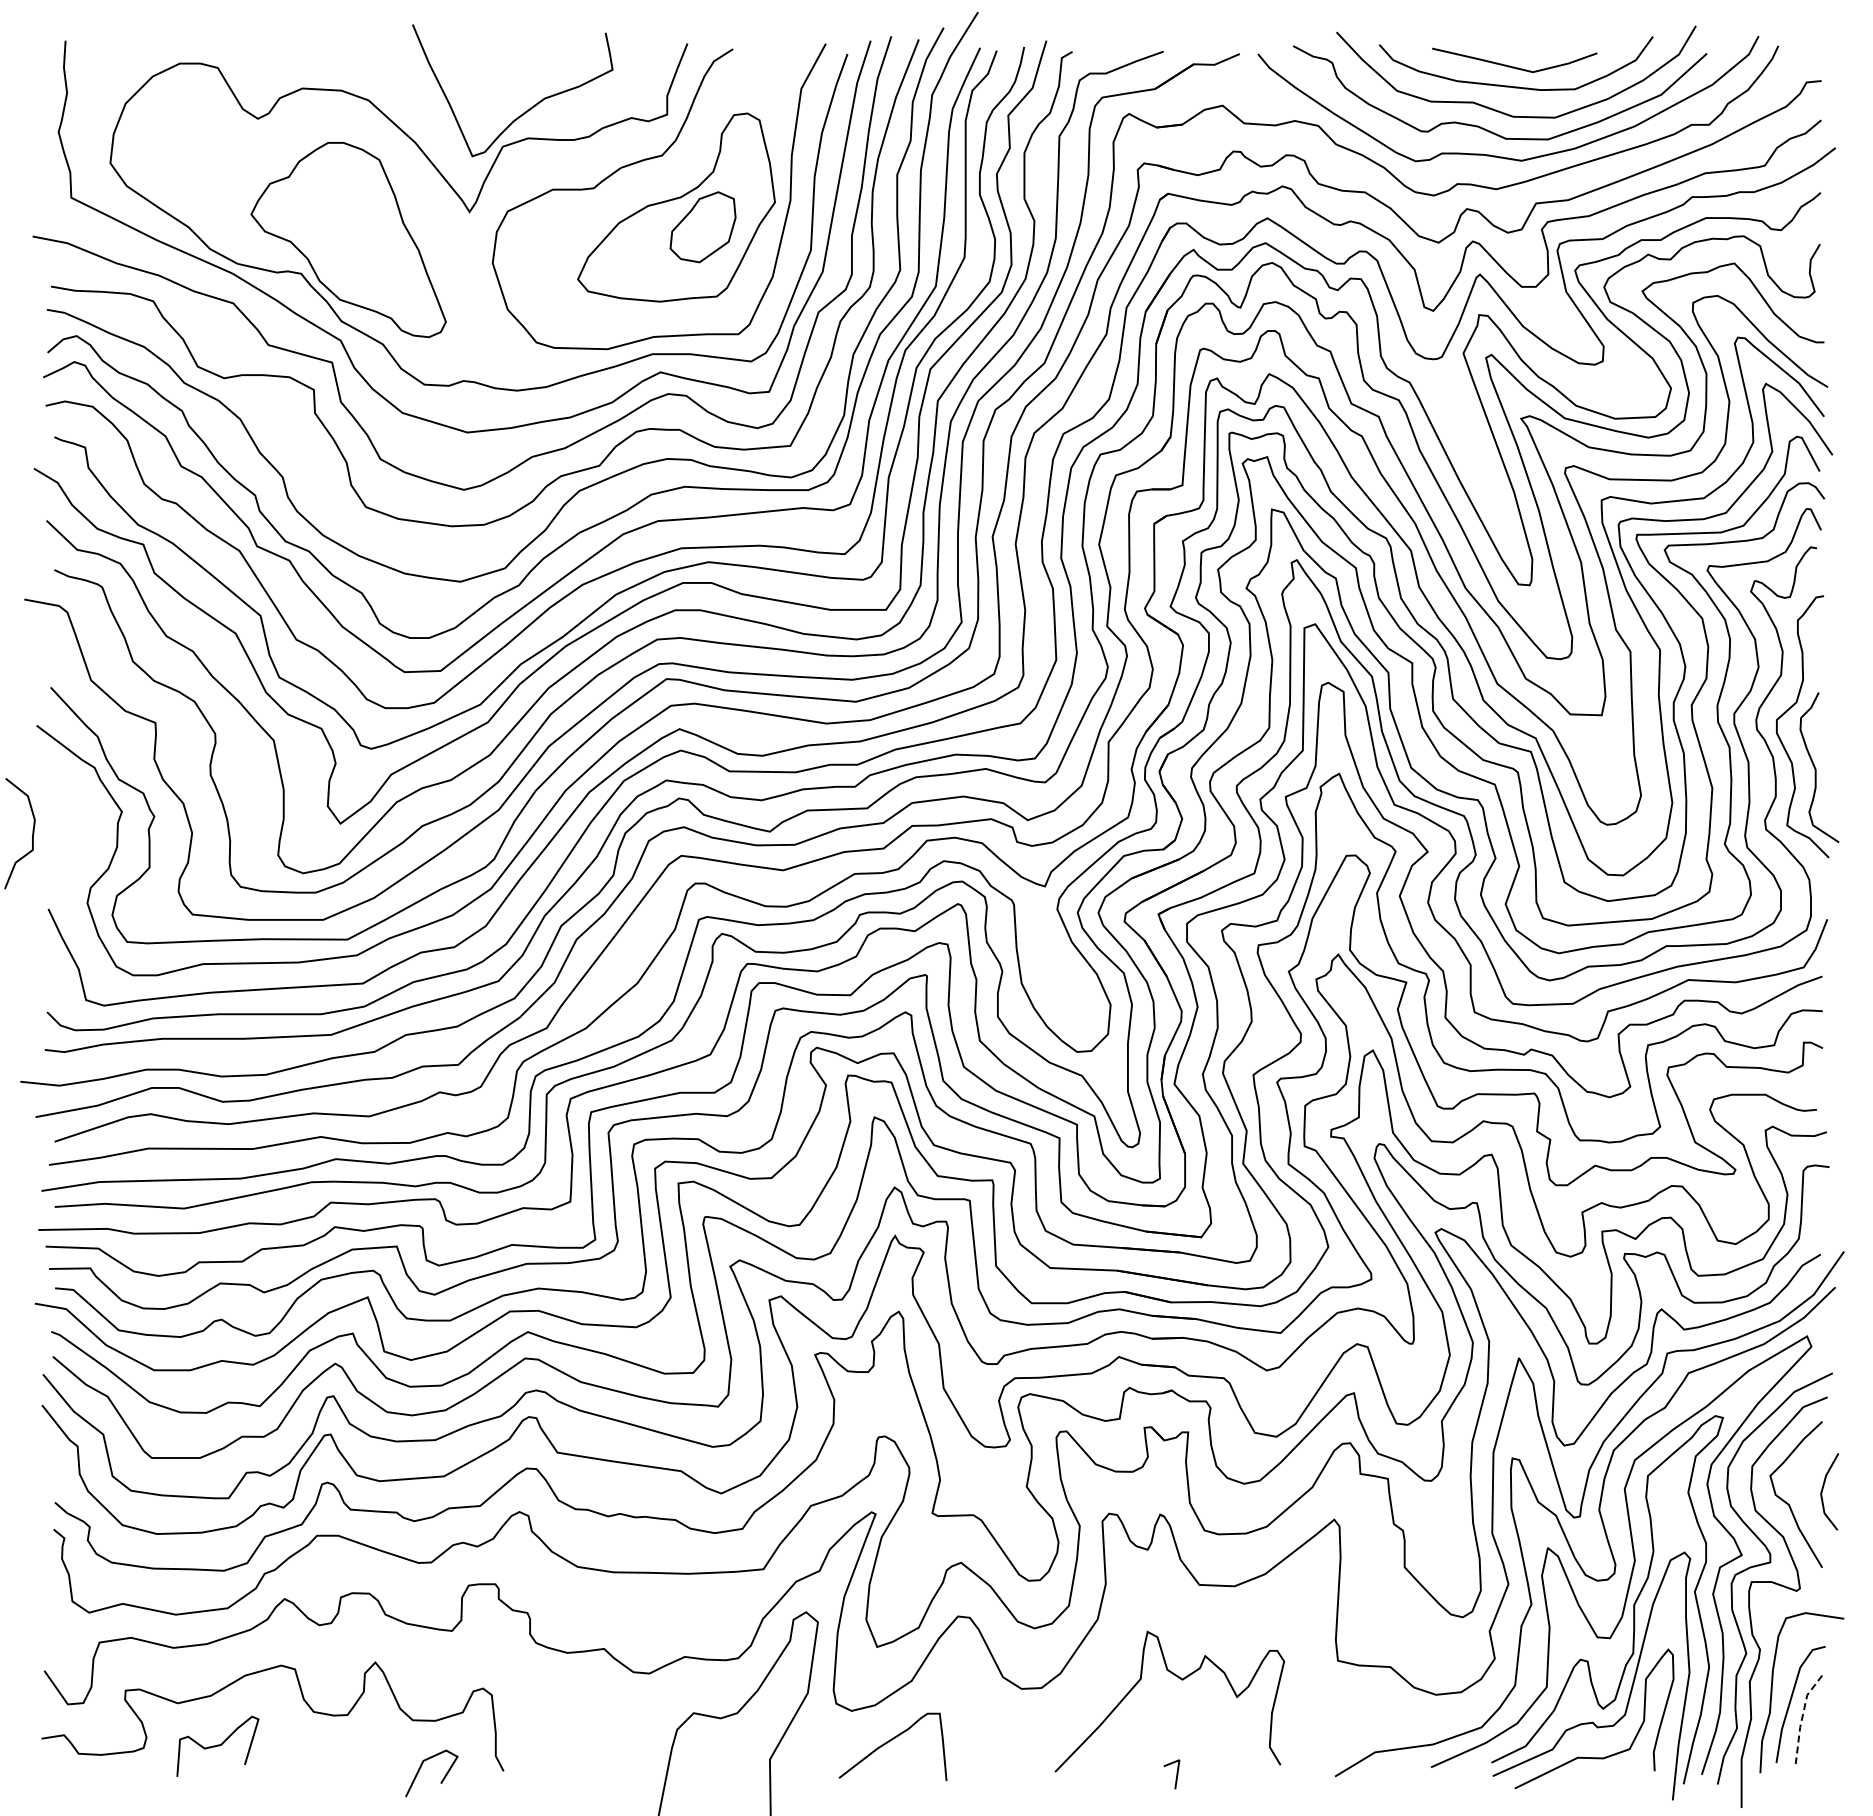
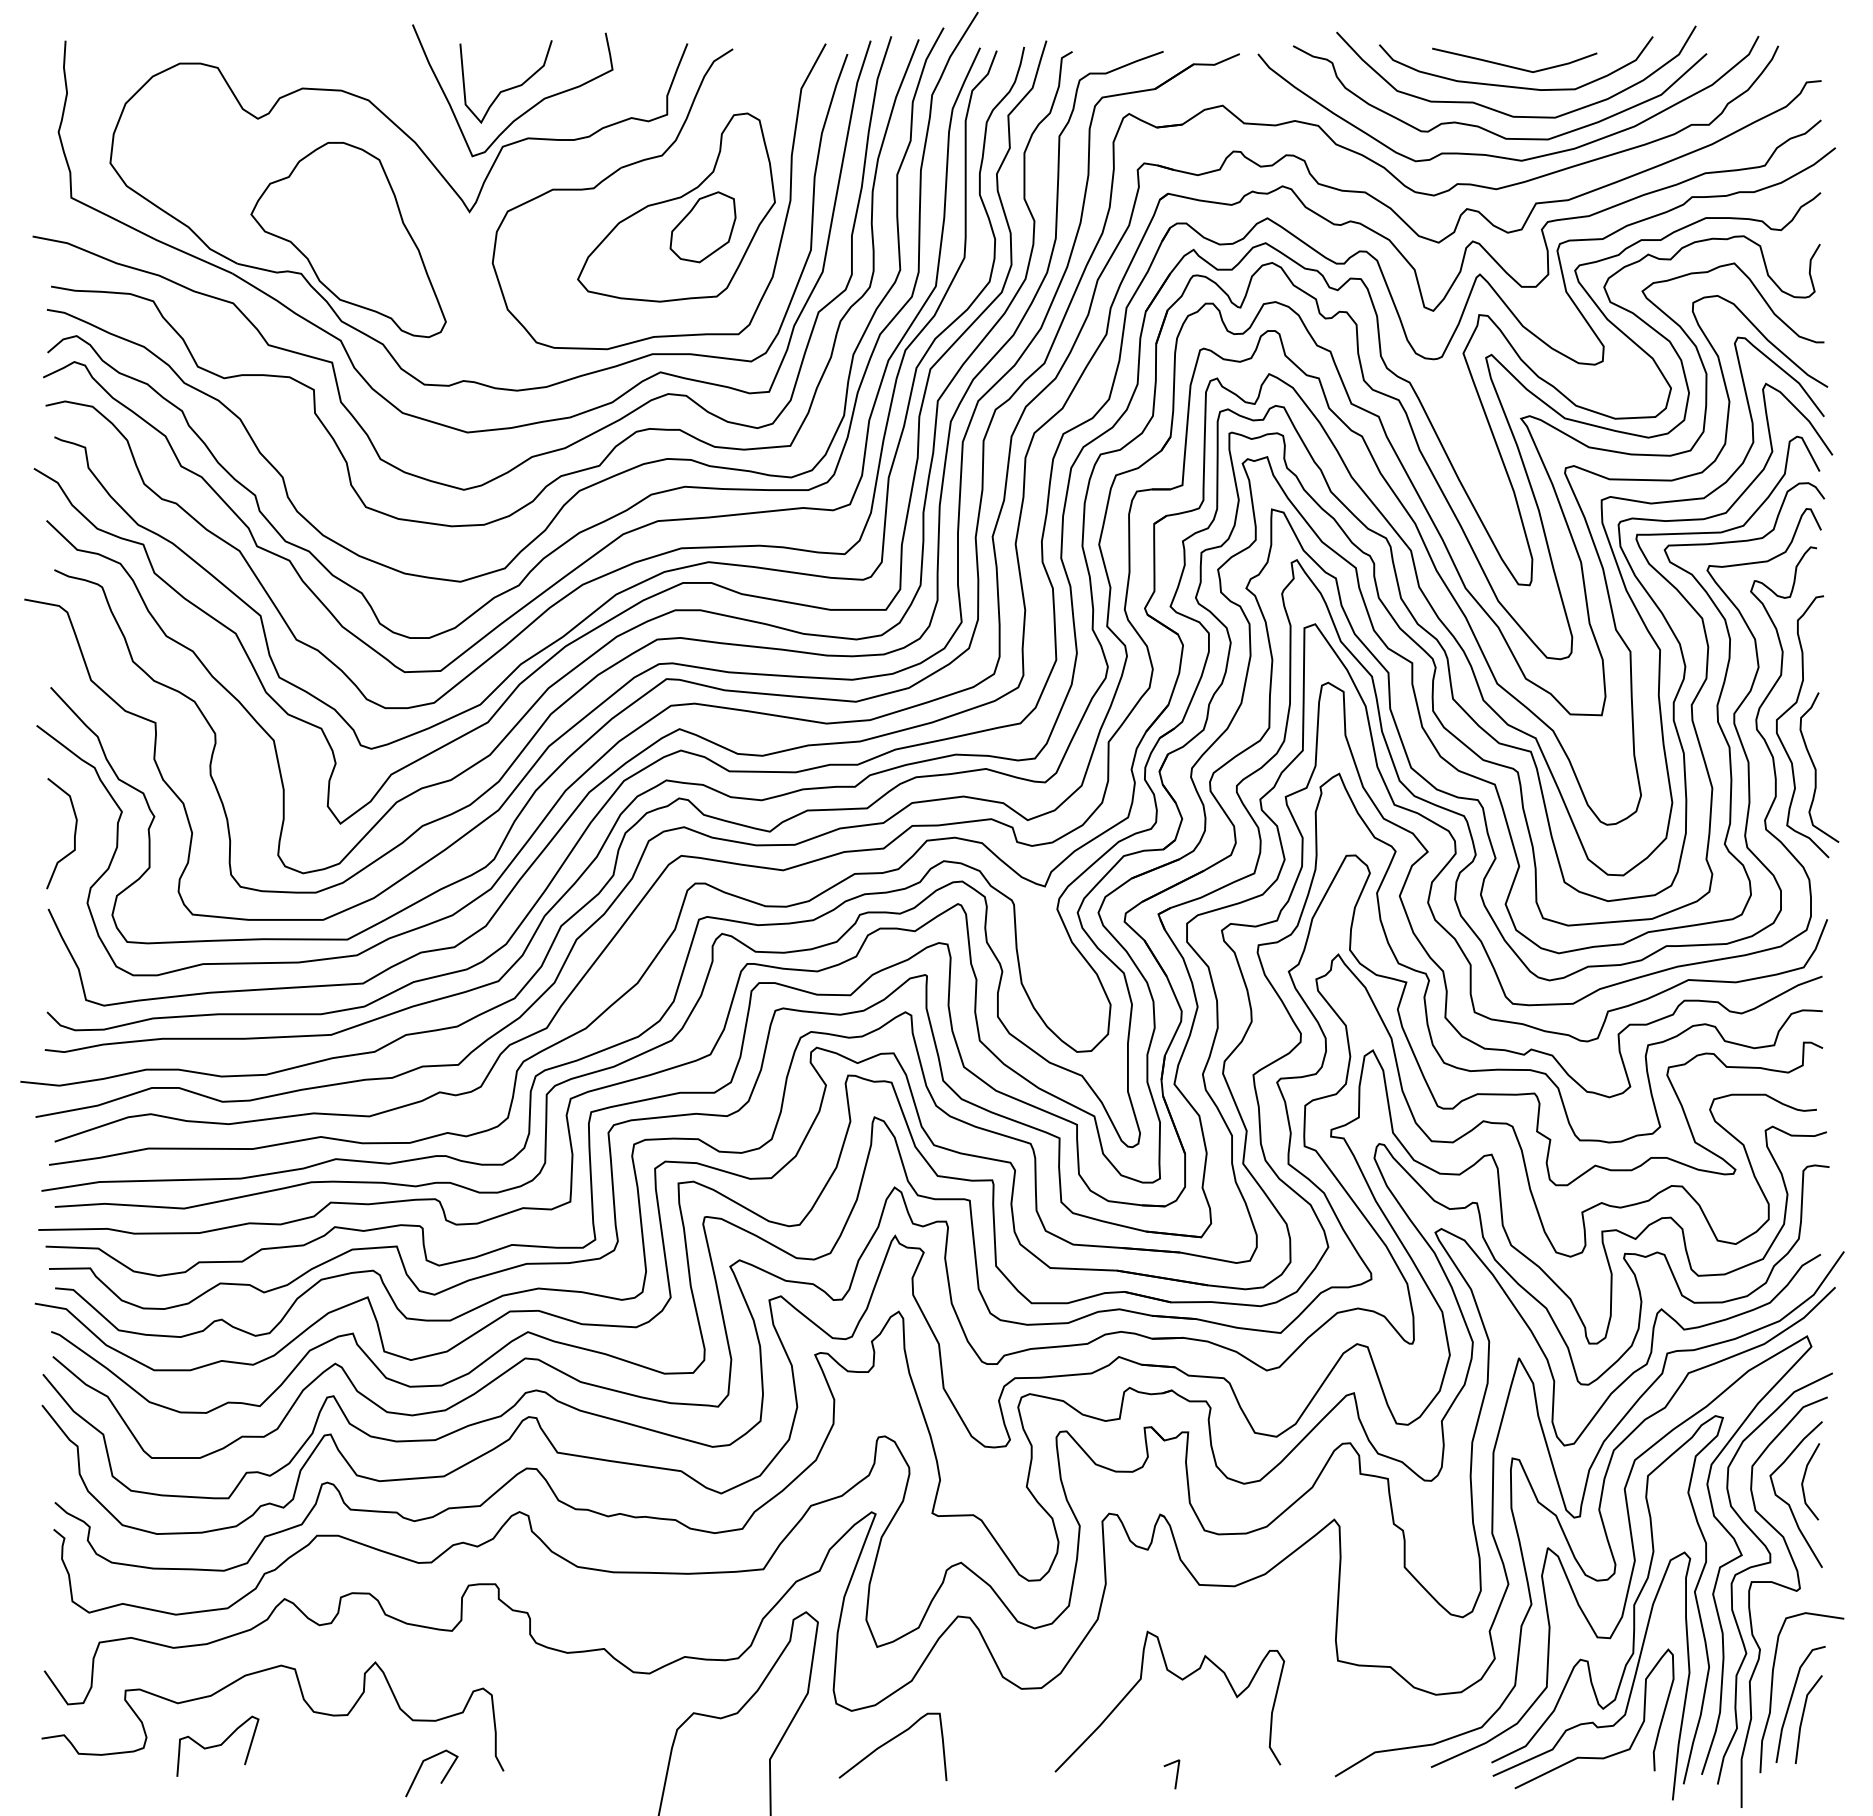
curve: none -> present (507, 88)
curve position: (32, 833) -> (74, 833) (74, 833)
line position: (1823, 1489) -> (1804, 1479) (1804, 1479)
line: dashed -> solid (1802, 1717)
